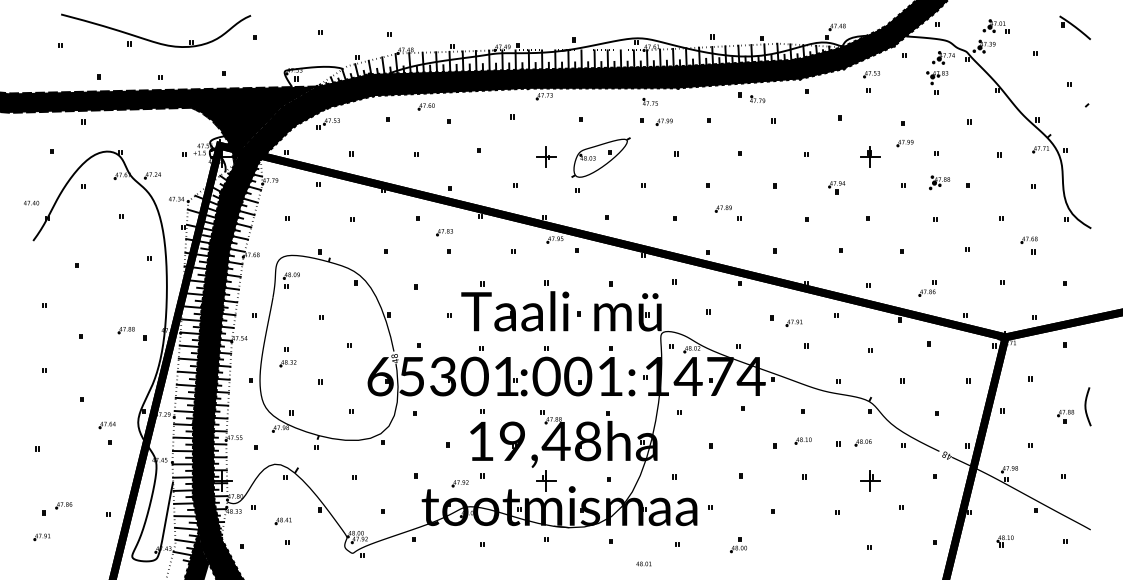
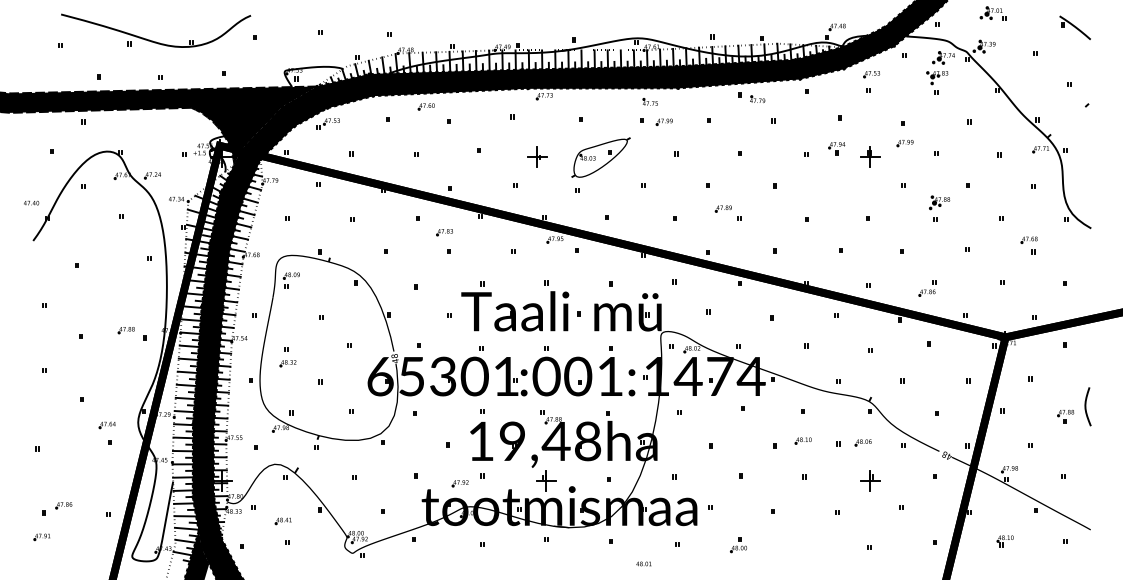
part position: (995, 26) -> (992, 13) (992, 13)
part position: (546, 156) -> (537, 156) (537, 156)
part position: (939, 182) -> (939, 202) (939, 202)
part position: (836, 187) -> (836, 148) (836, 148)
part: present -> none (793, 322)
